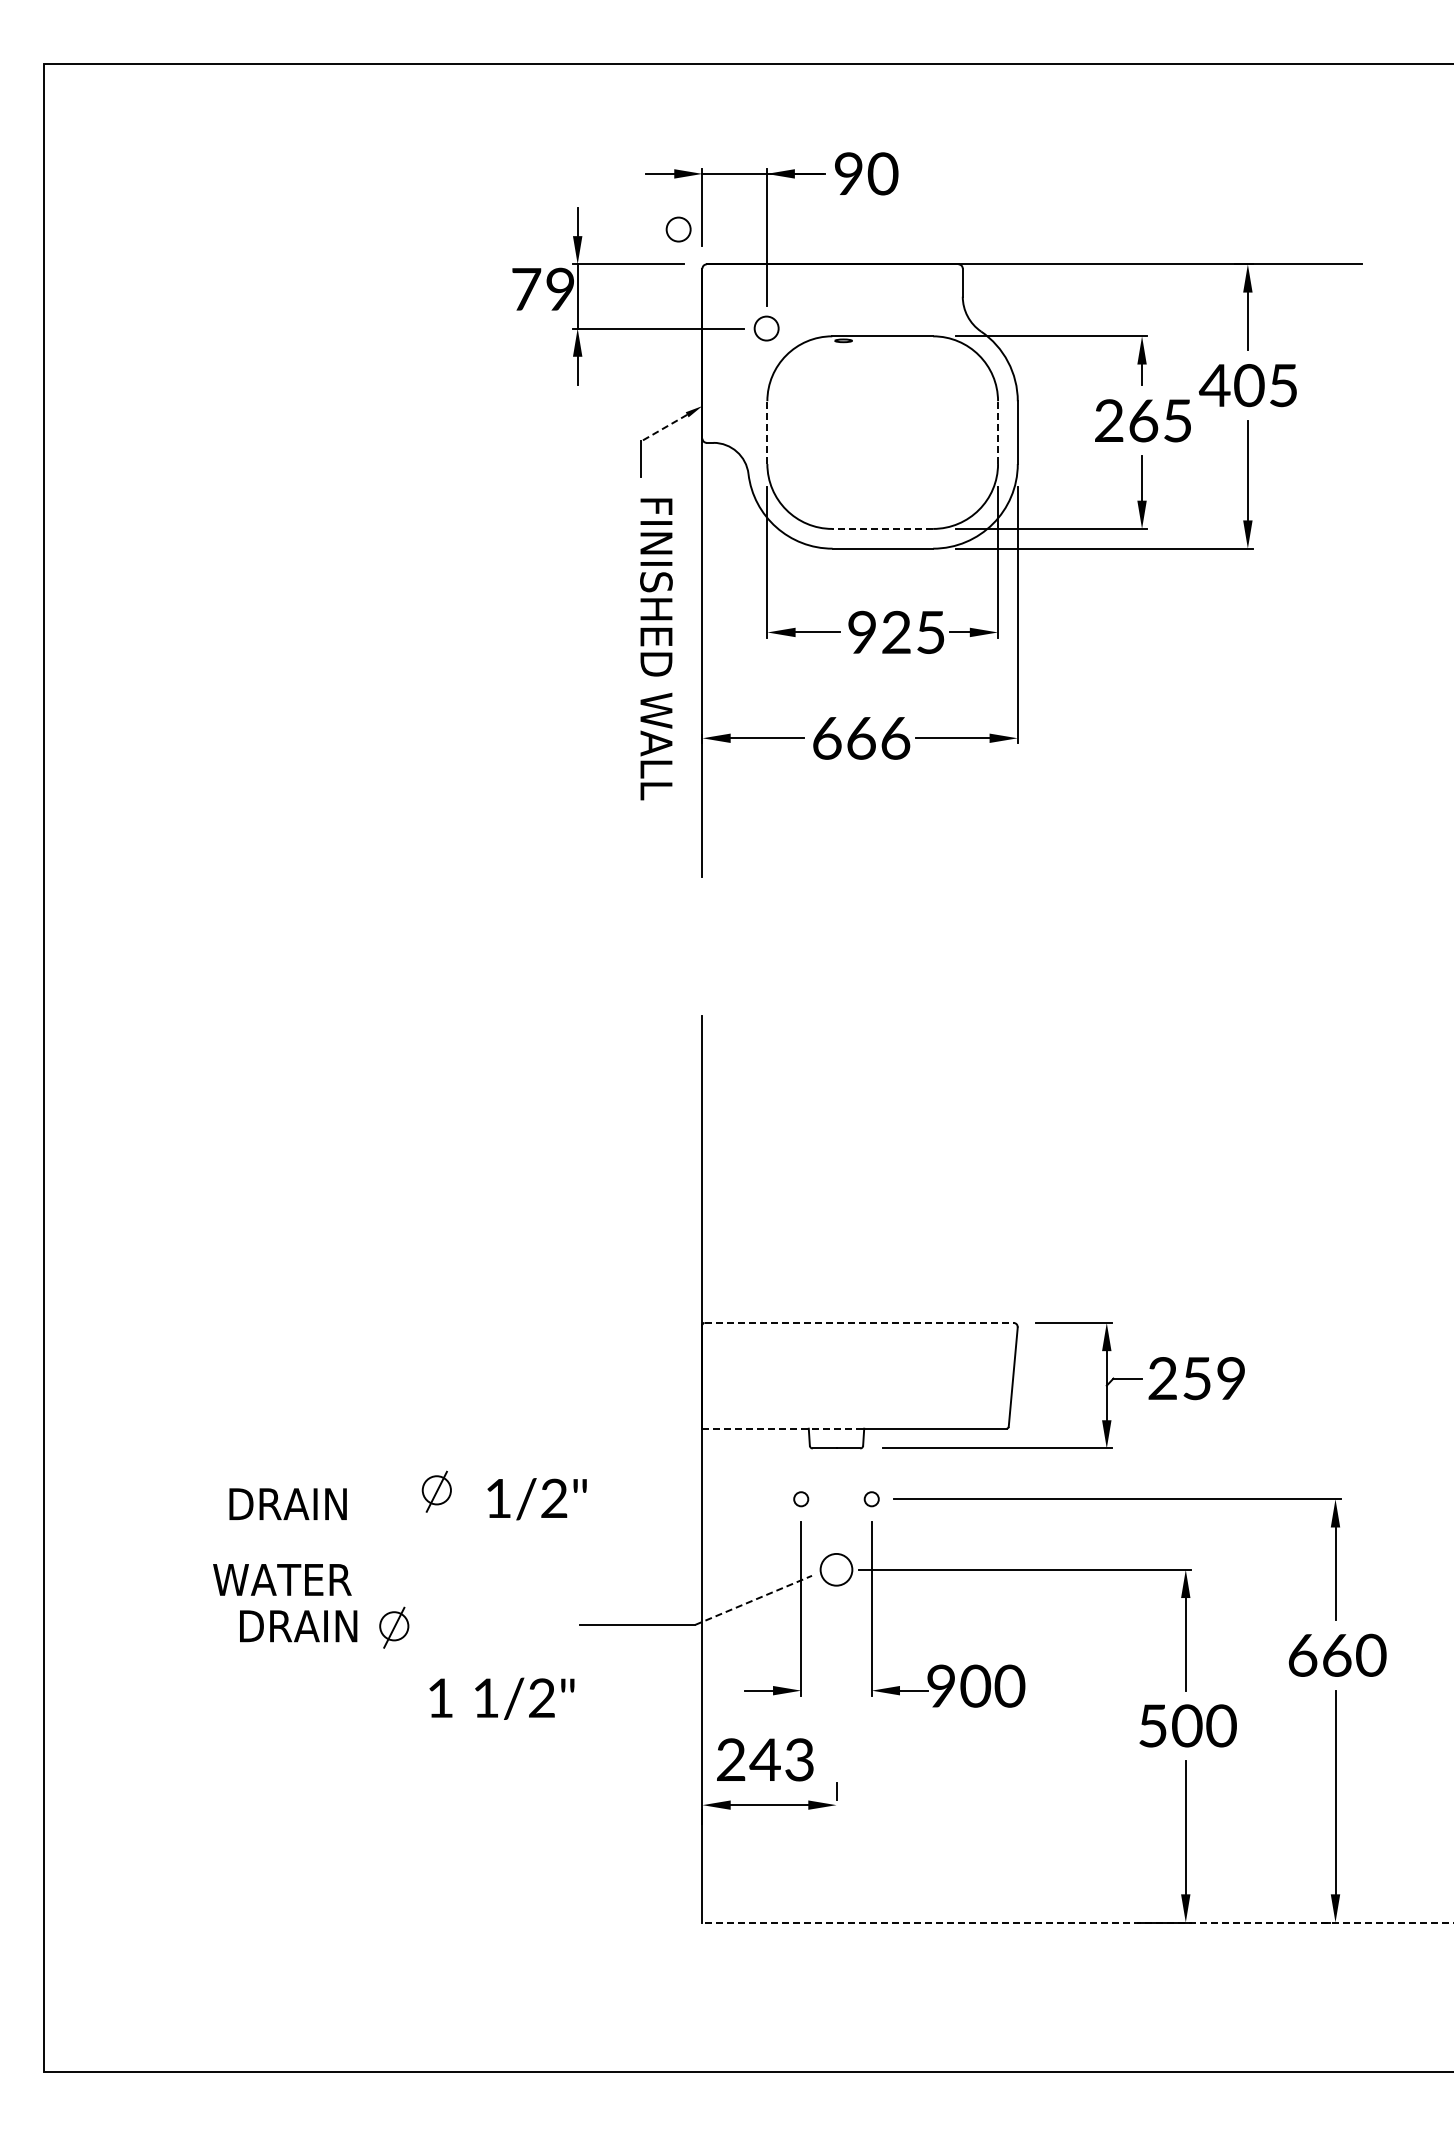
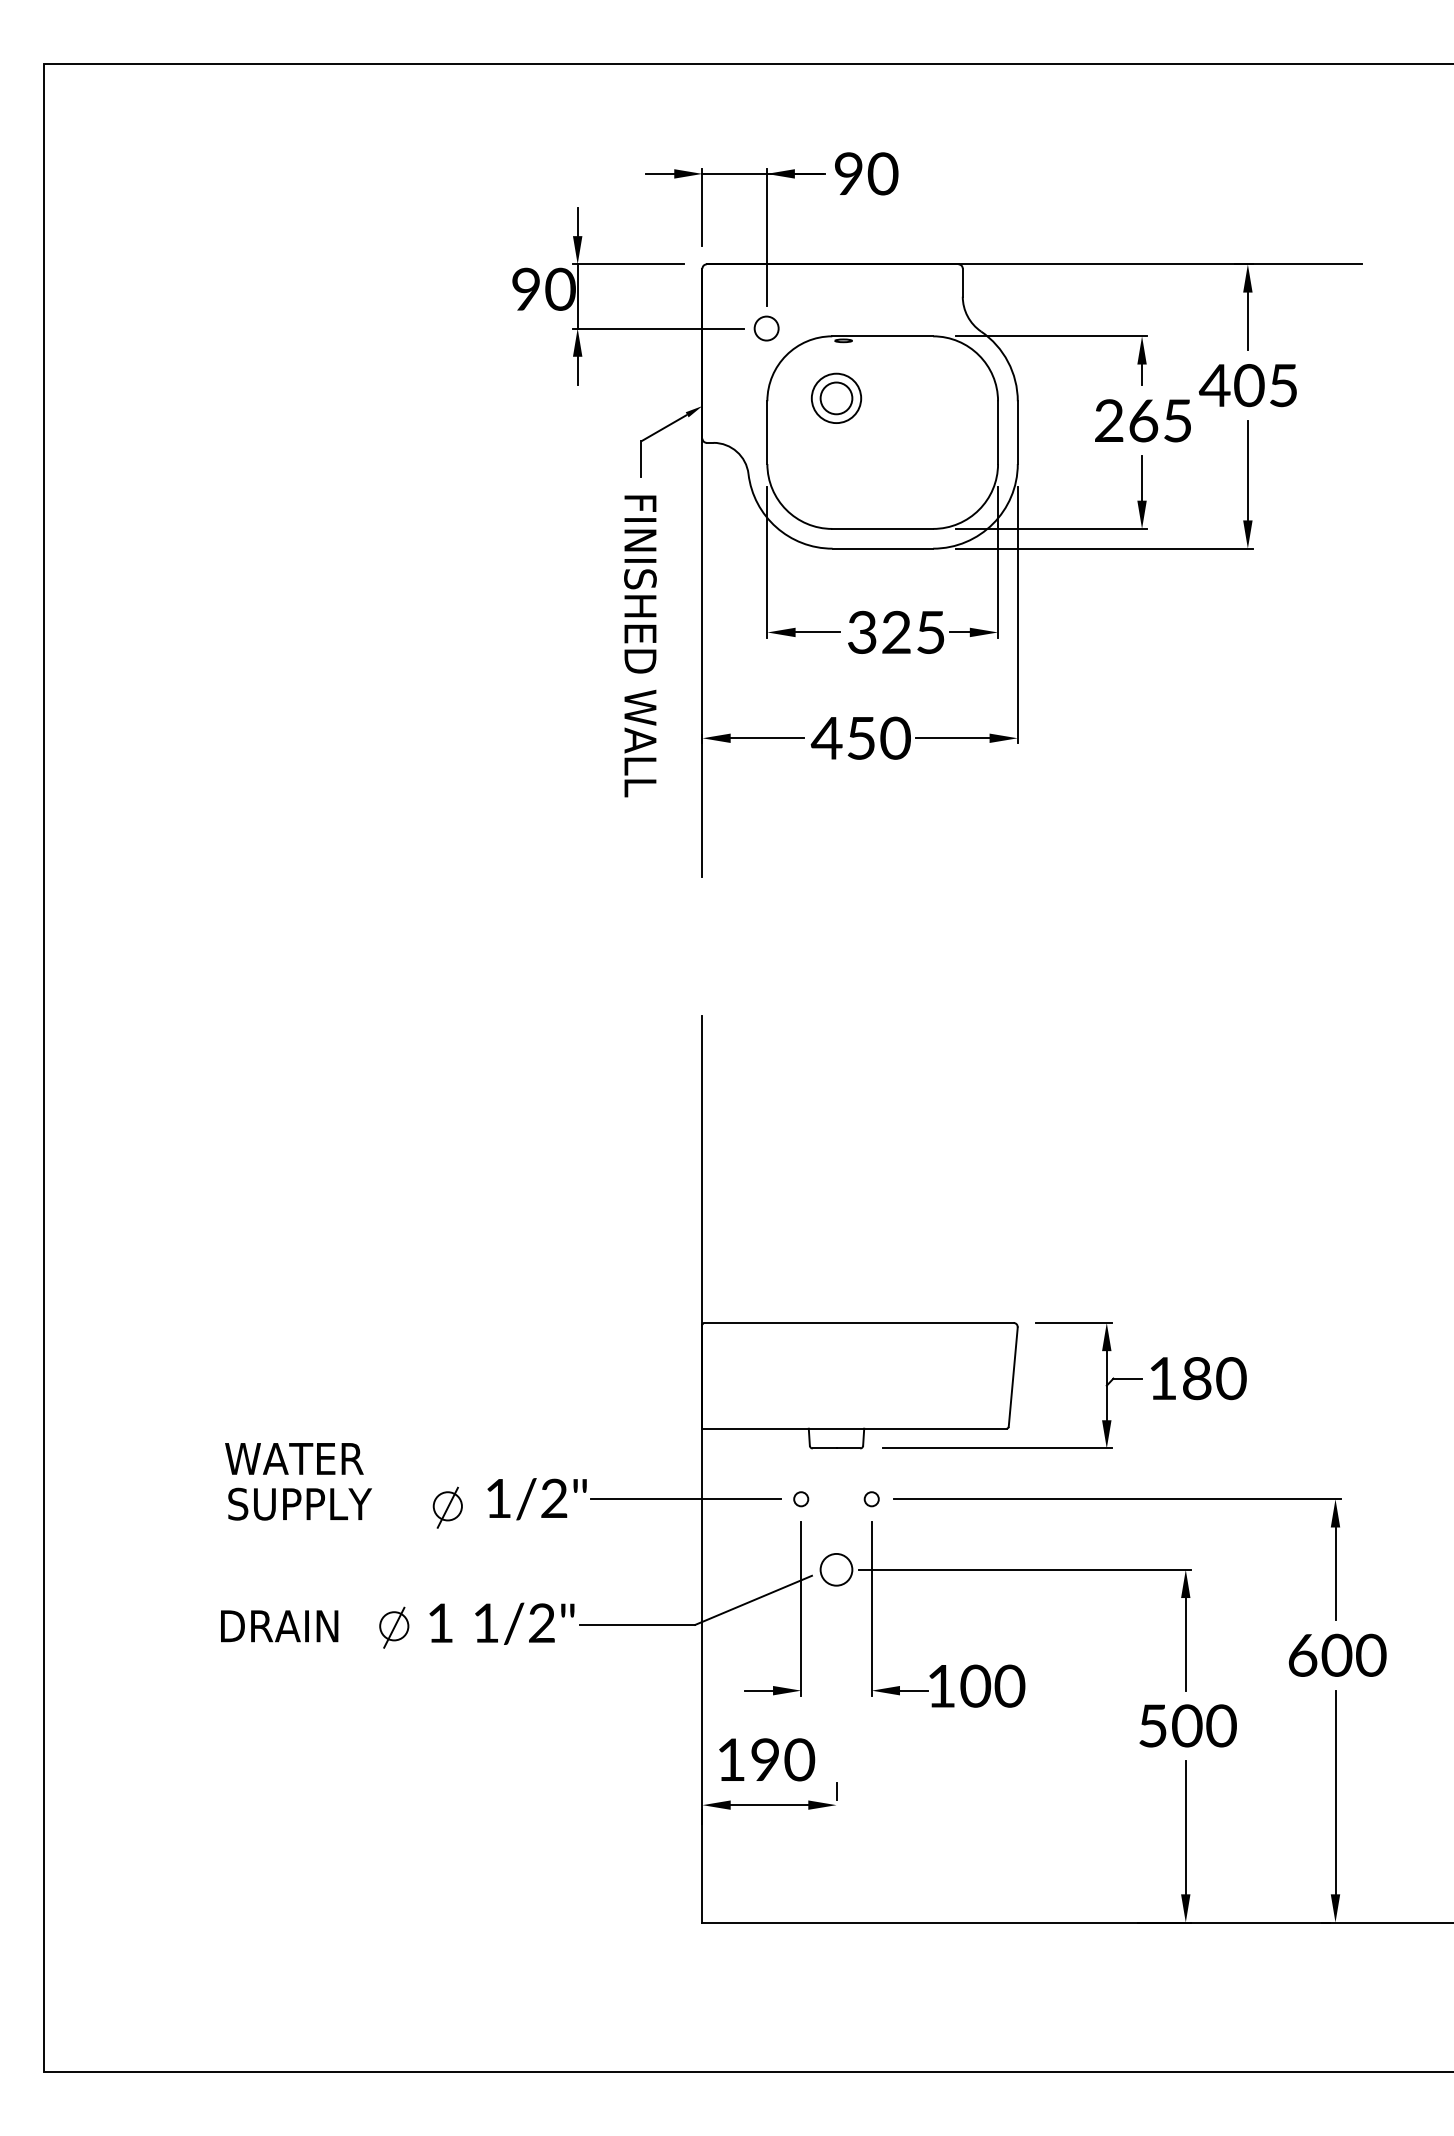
circle: present -> none (678, 229)
text: 79 -> 90 (543, 288)
part: none -> present (836, 397)
line: dashed -> solid (663, 428)
line: dashed -> solid (767, 432)
line: dashed -> solid (998, 432)
line: dashed -> solid (882, 528)
text: 925 -> 325 (862, 632)
text position: (656, 649) -> (640, 646) (640, 646)
text: 666 -> 450 (860, 737)
line: dashed -> solid (859, 1322)
text: 259 -> 180 (1197, 1378)
line: dashed -> solid (783, 1428)
part position: (436, 1491) -> (447, 1507) (447, 1507)
line: none -> present (685, 1499)
text: DRAIN -> SUPPLY (299, 1503)
text position: (282, 1579) -> (294, 1458) (294, 1458)
line: dashed -> solid (754, 1600)
text position: (298, 1626) -> (279, 1626) (279, 1626)
text: 660 -> 600 (1336, 1654)
text: 900 -> 100 (940, 1685)
text position: (501, 1698) -> (501, 1623) (501, 1623)
text: 243 -> 190 (766, 1759)
line: dashed -> solid (1077, 1922)
